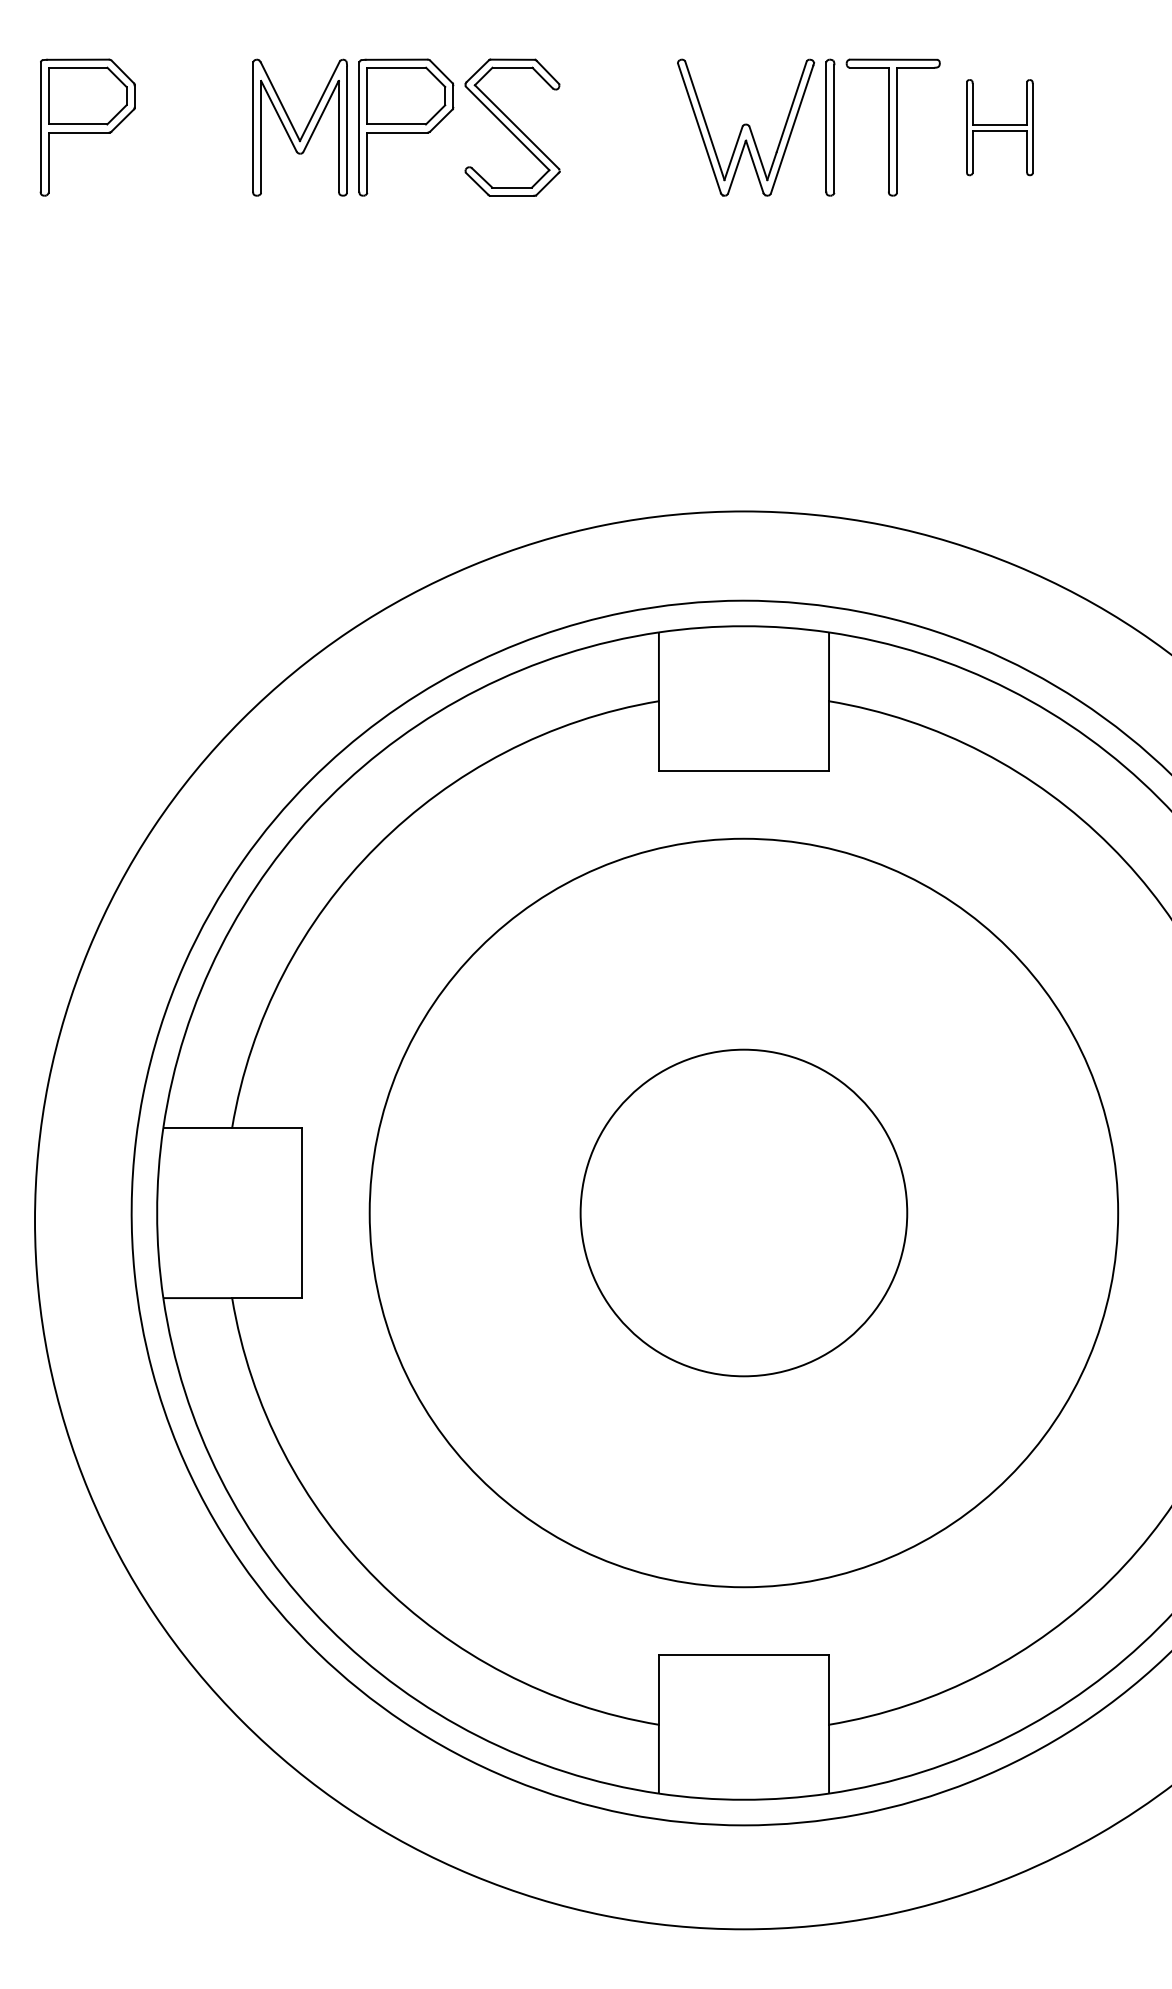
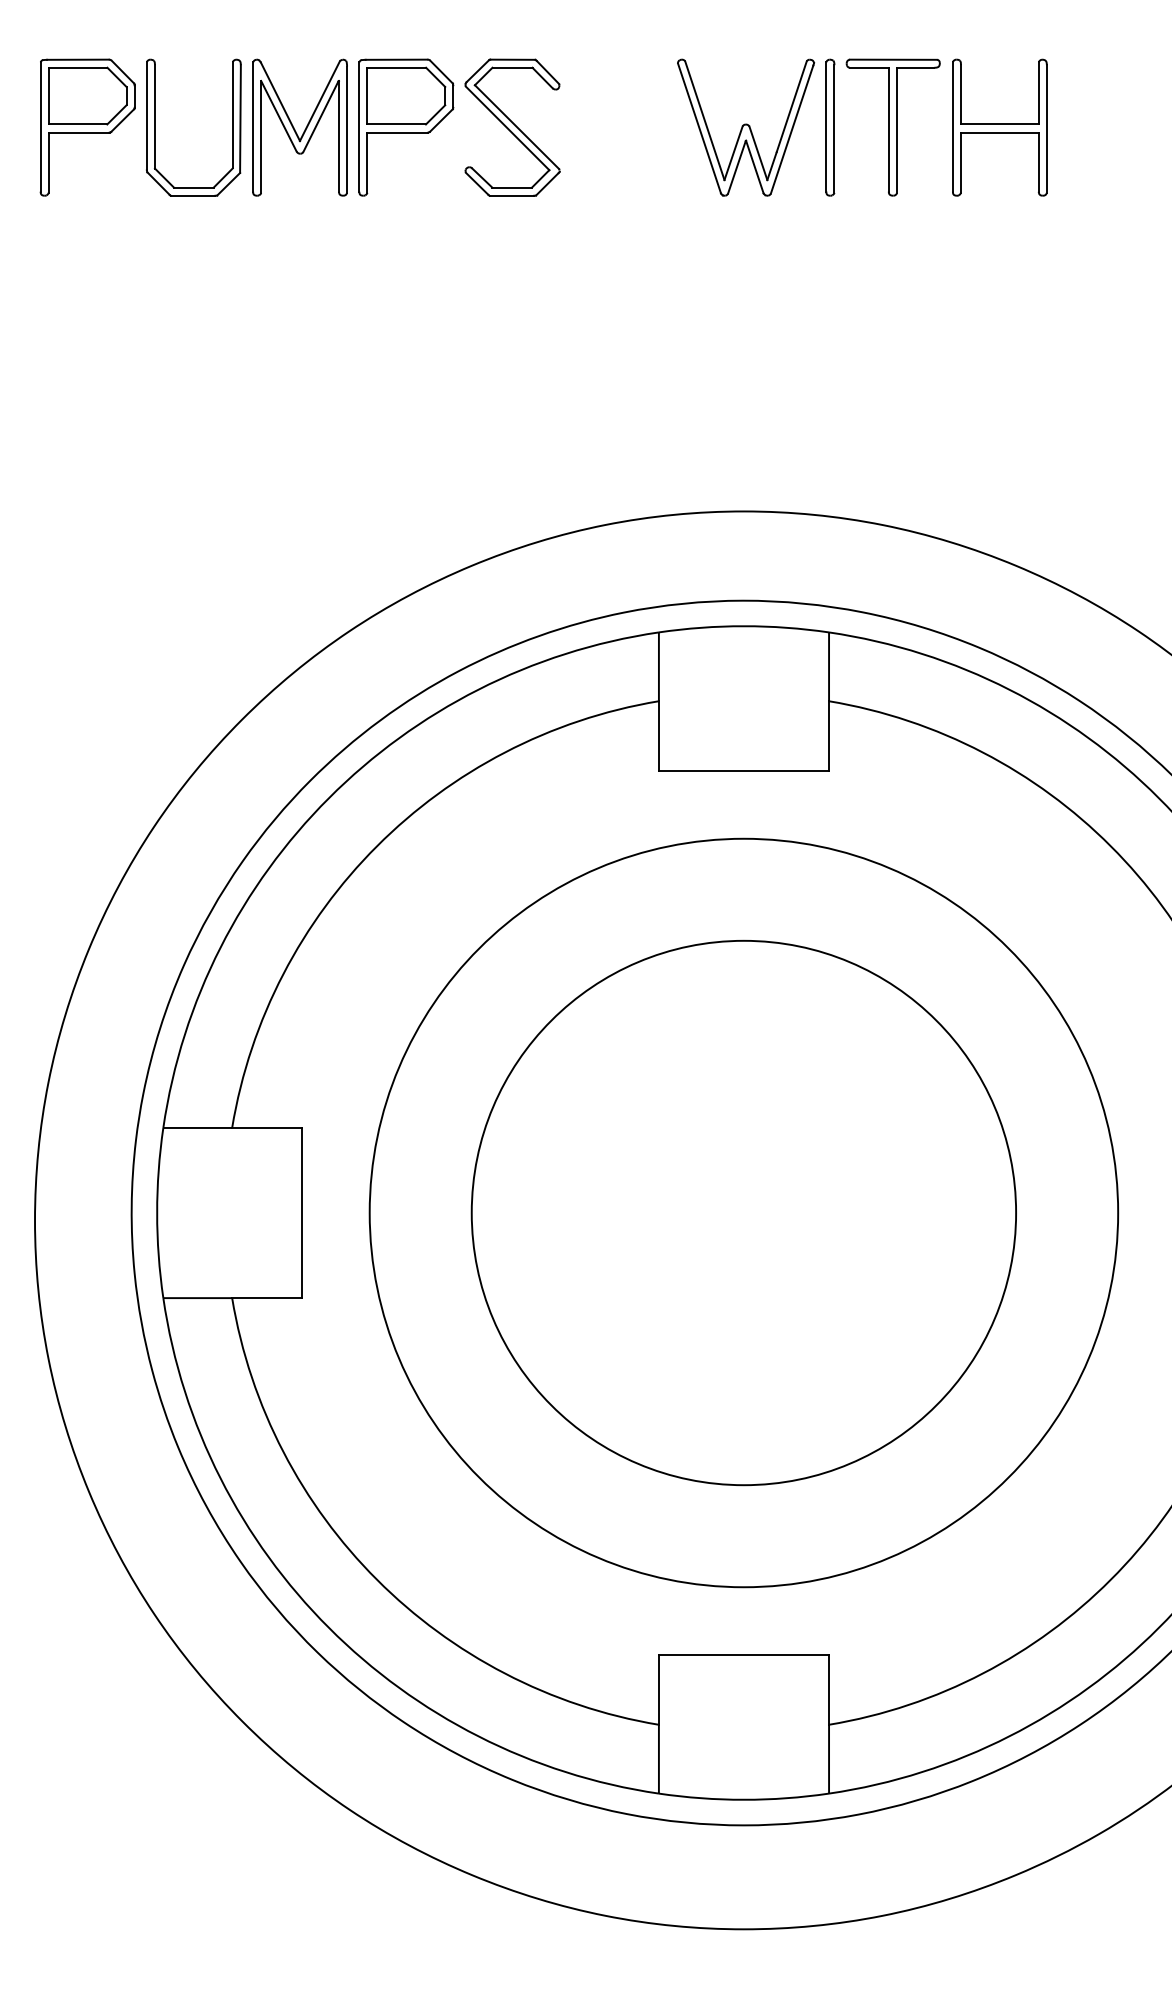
part: none -> present (155, 127)
part size: 68x98 px -> 96x139 px (999, 127)
circle diameter: 327 px -> 544 px (743, 1212)
